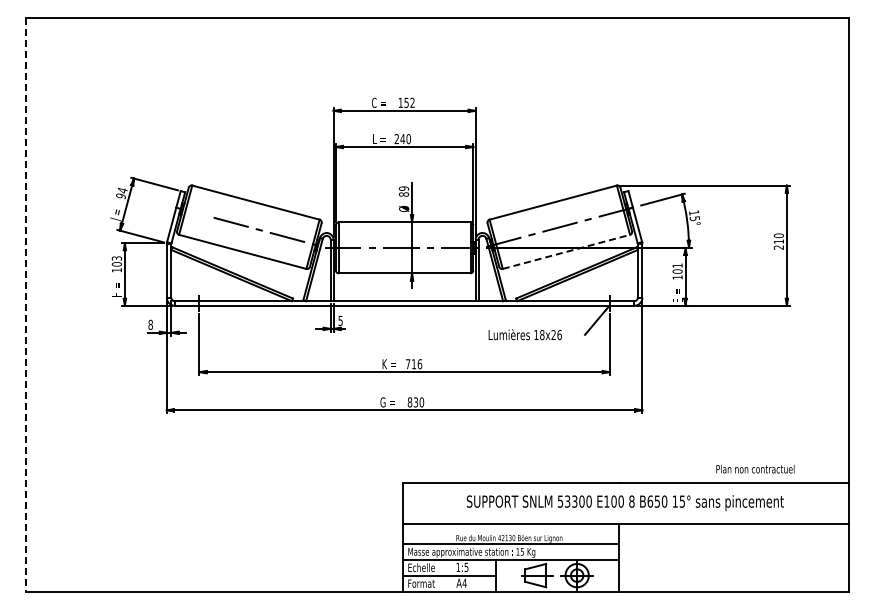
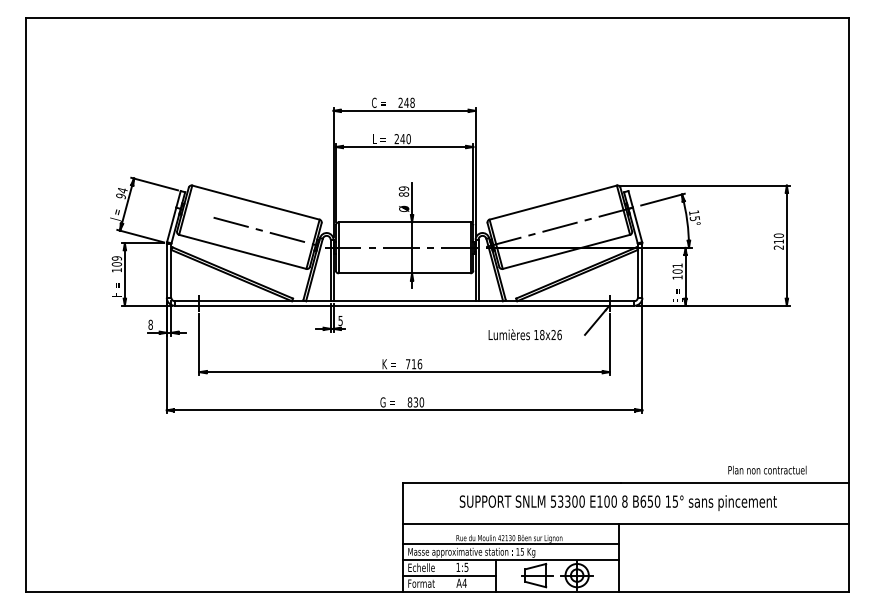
text: 152 -> 248 (406, 102)
line: dashed -> solid (566, 251)
text: 103 -> 109 (116, 258)
line: dashed -> solid (26, 305)
text position: (755, 468) -> (767, 469) (767, 469)
text position: (624, 502) -> (617, 502) (617, 502)
